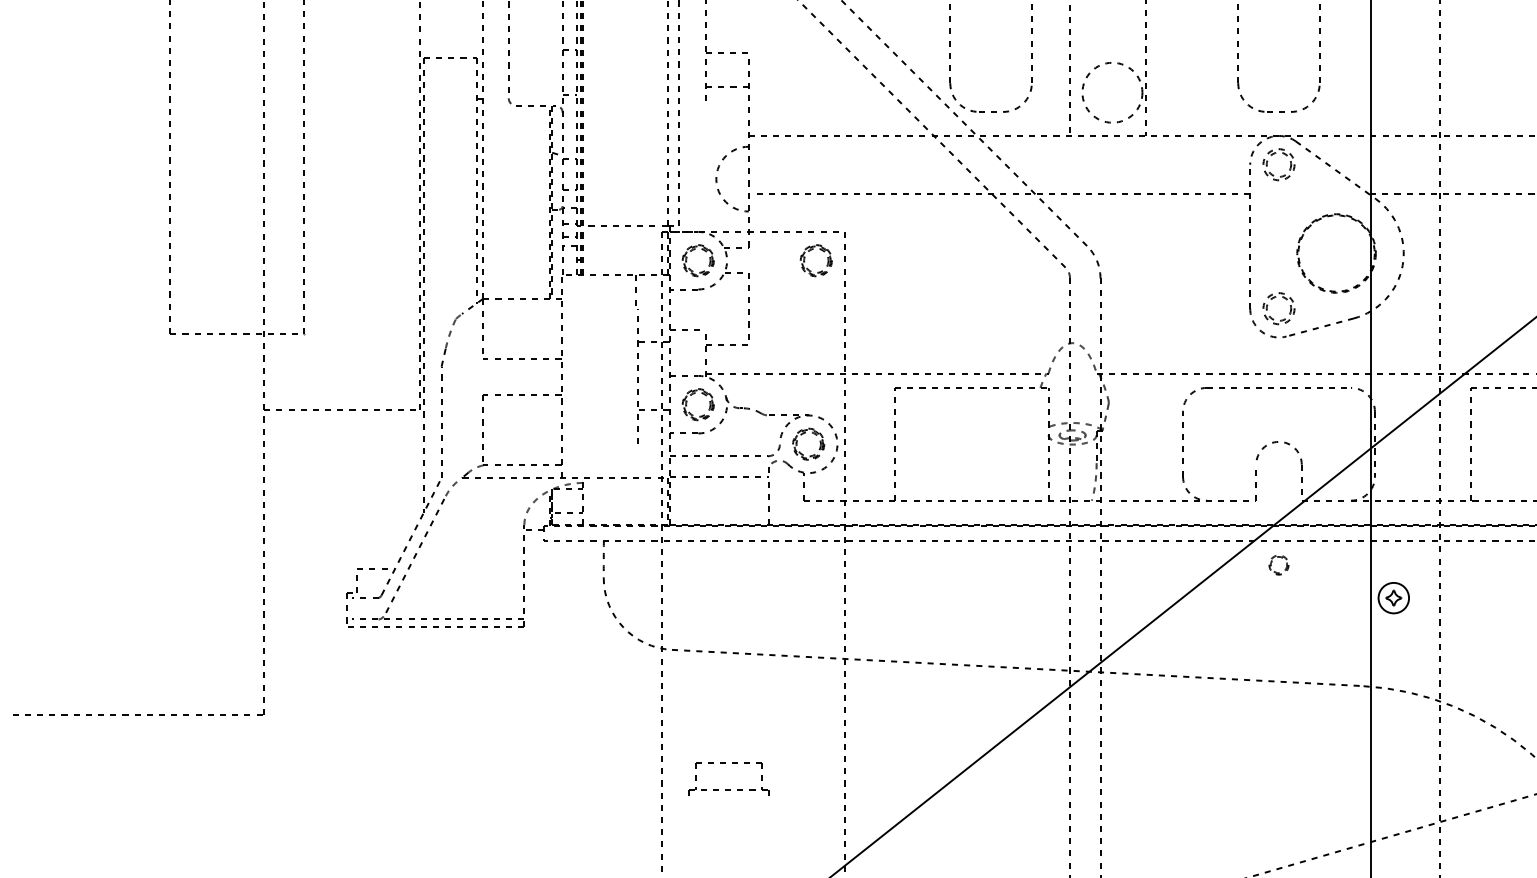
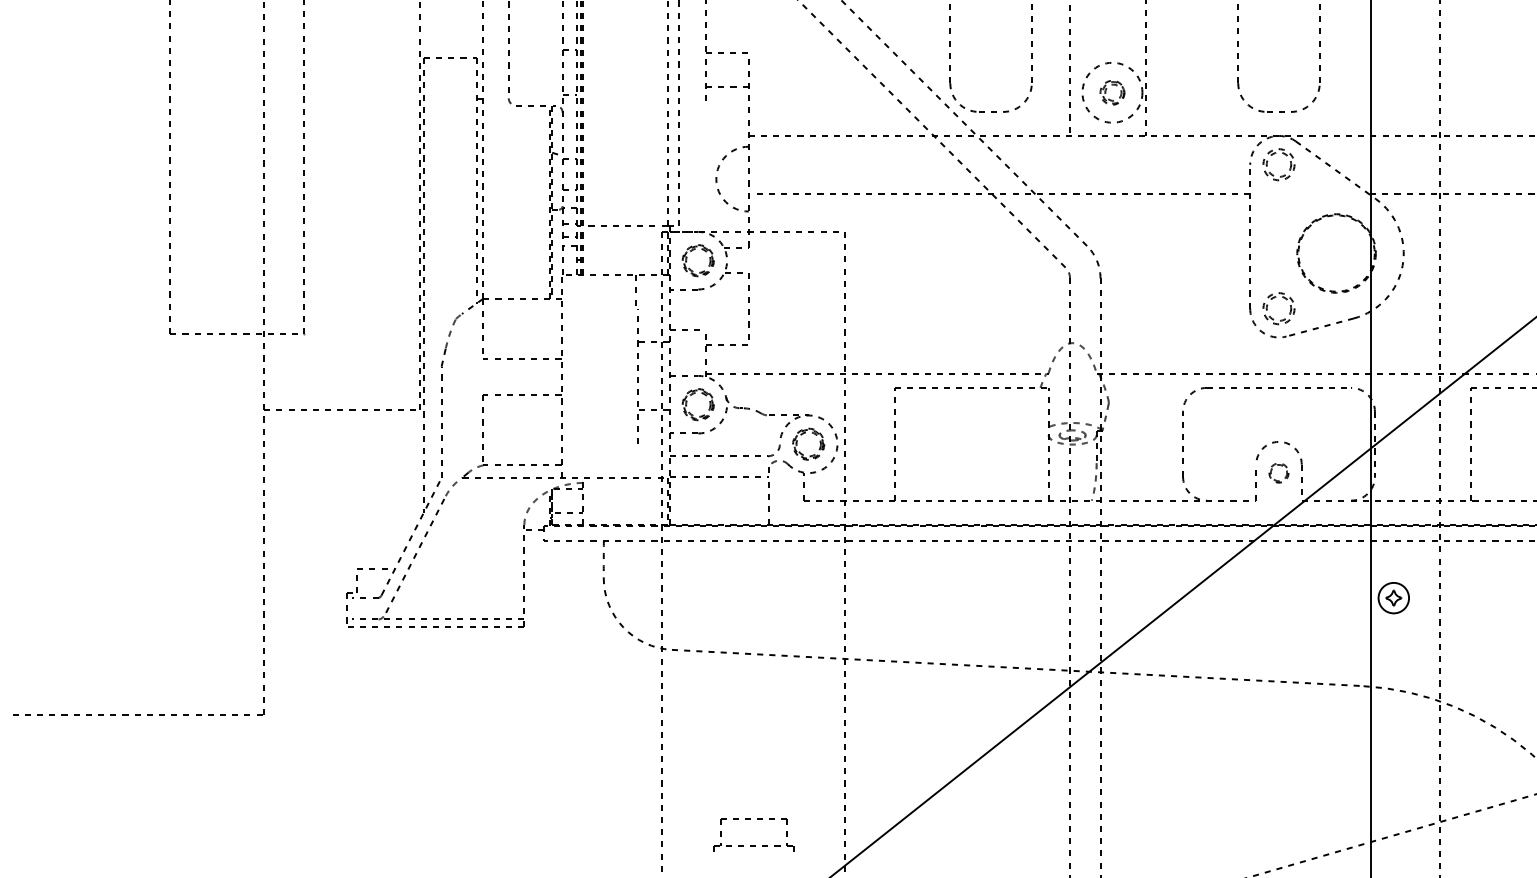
part: none -> present (1112, 92)
part: present -> none (805, 259)
part position: (1276, 571) -> (1276, 479) (1276, 479)
part position: (728, 789) -> (753, 845) (753, 845)
